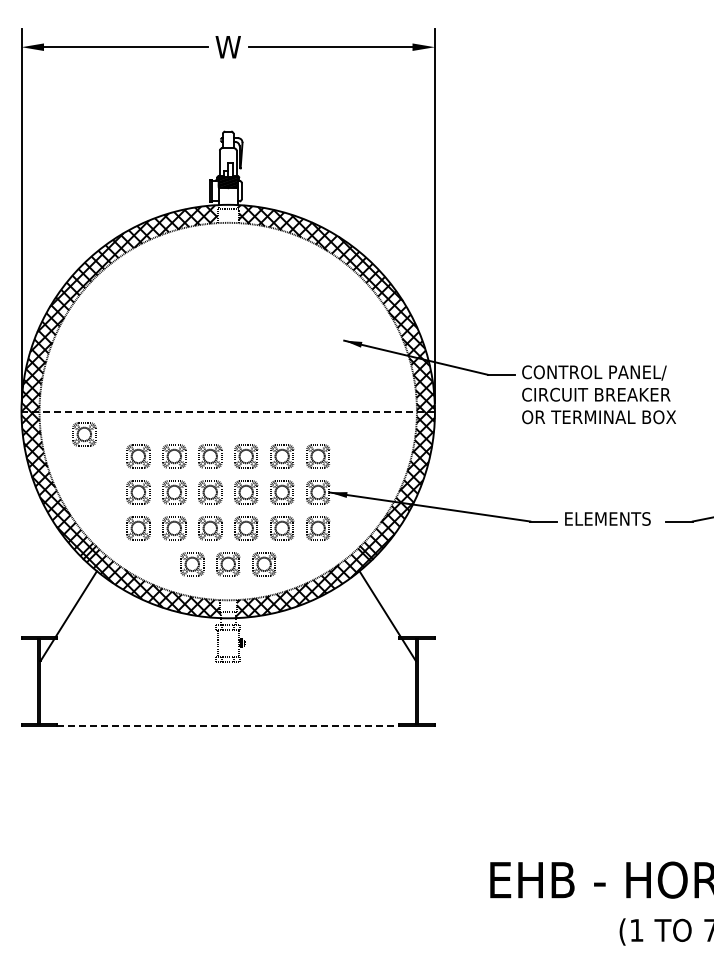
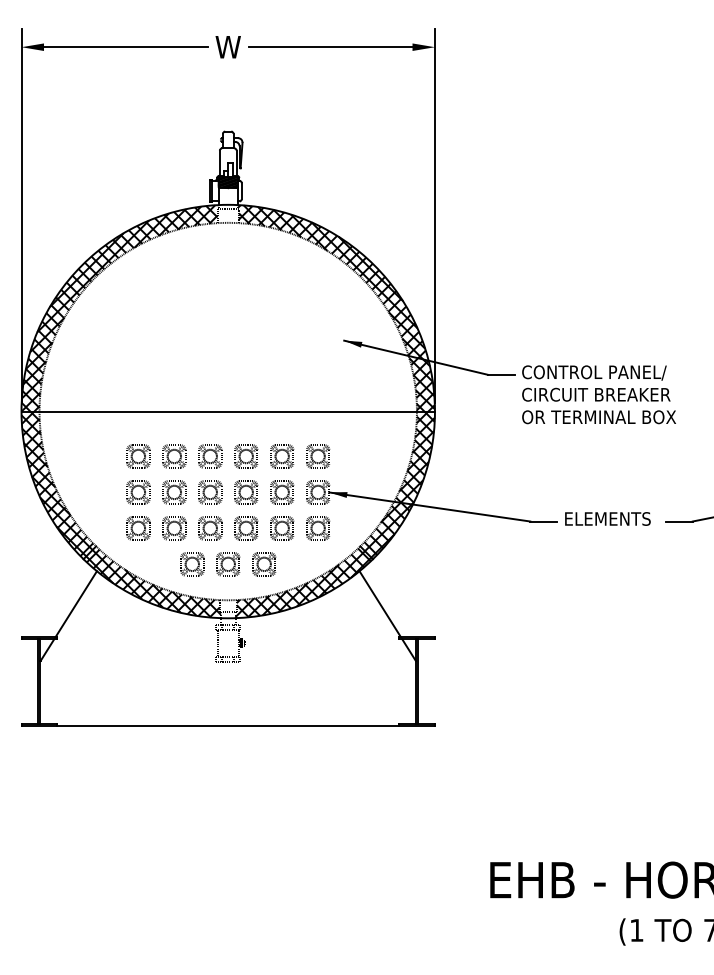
line: dashed -> solid (228, 411)
part: present -> none (84, 434)
line: dashed -> solid (228, 726)
